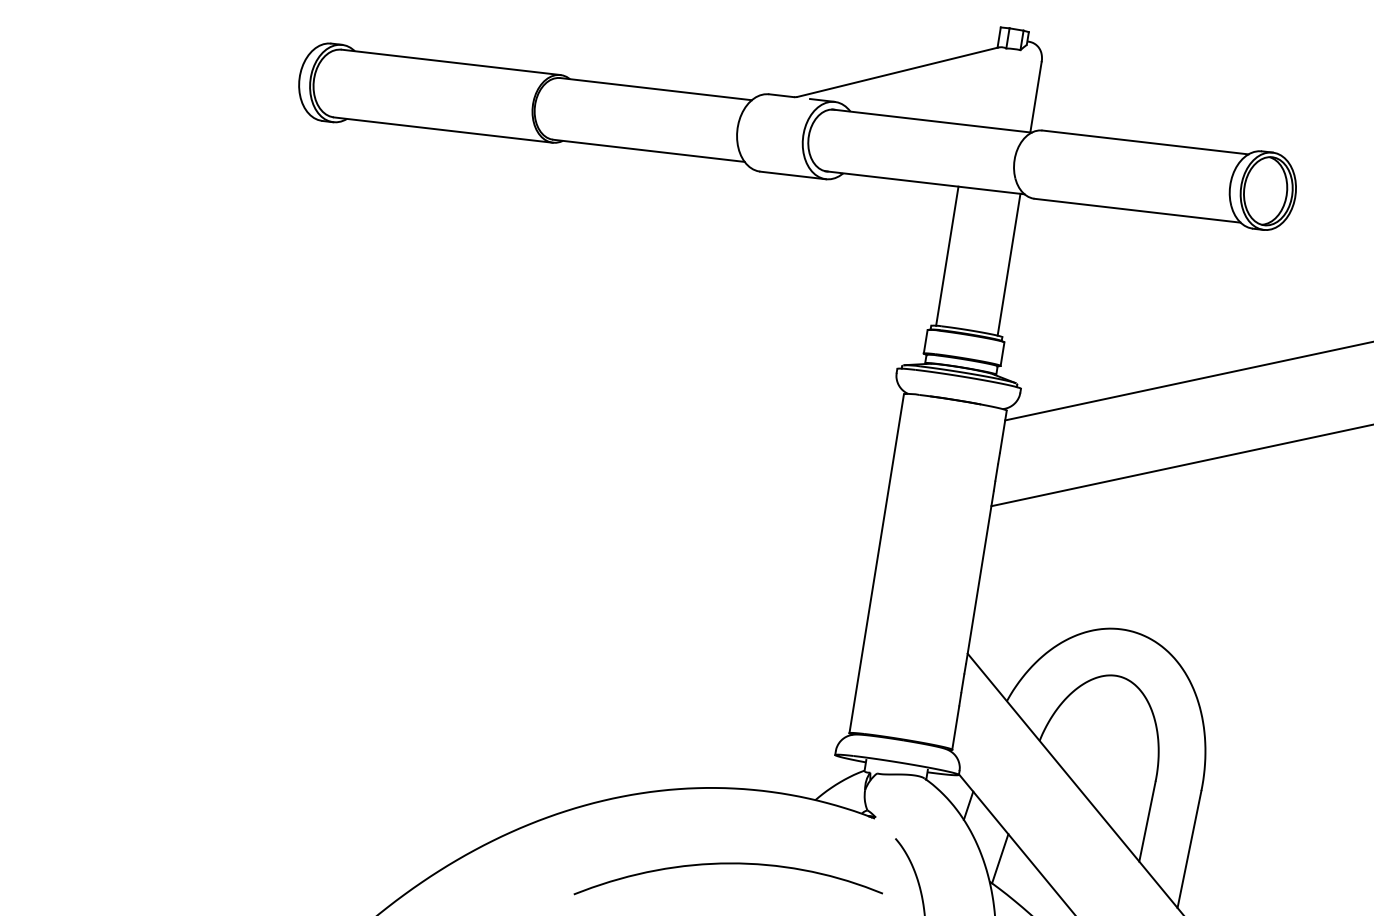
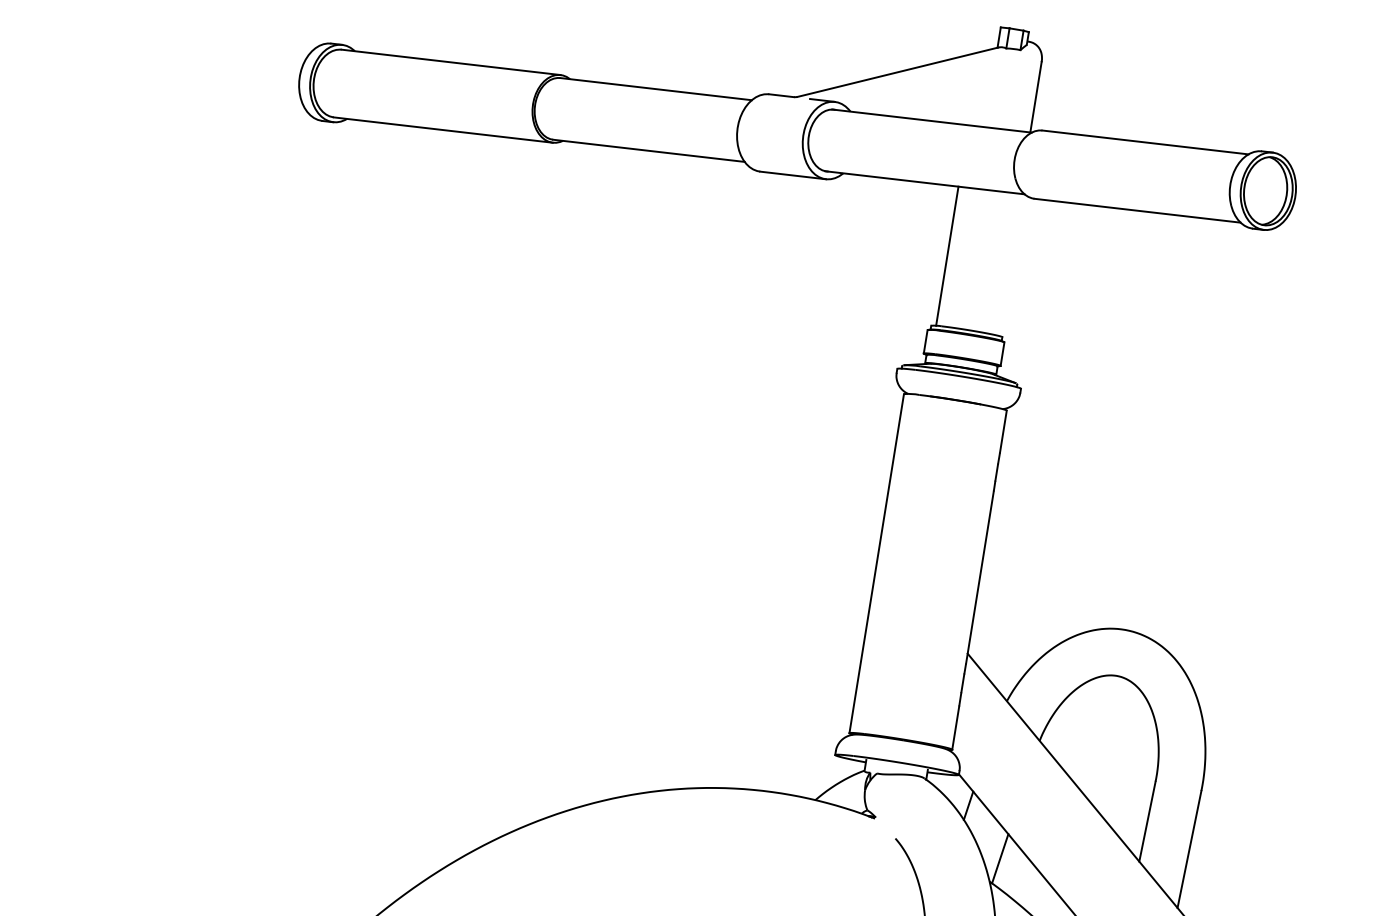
line: present -> none (1008, 264)
line: present -> none (1187, 381)
line: present -> none (1180, 465)
curve: present -> none (727, 864)
